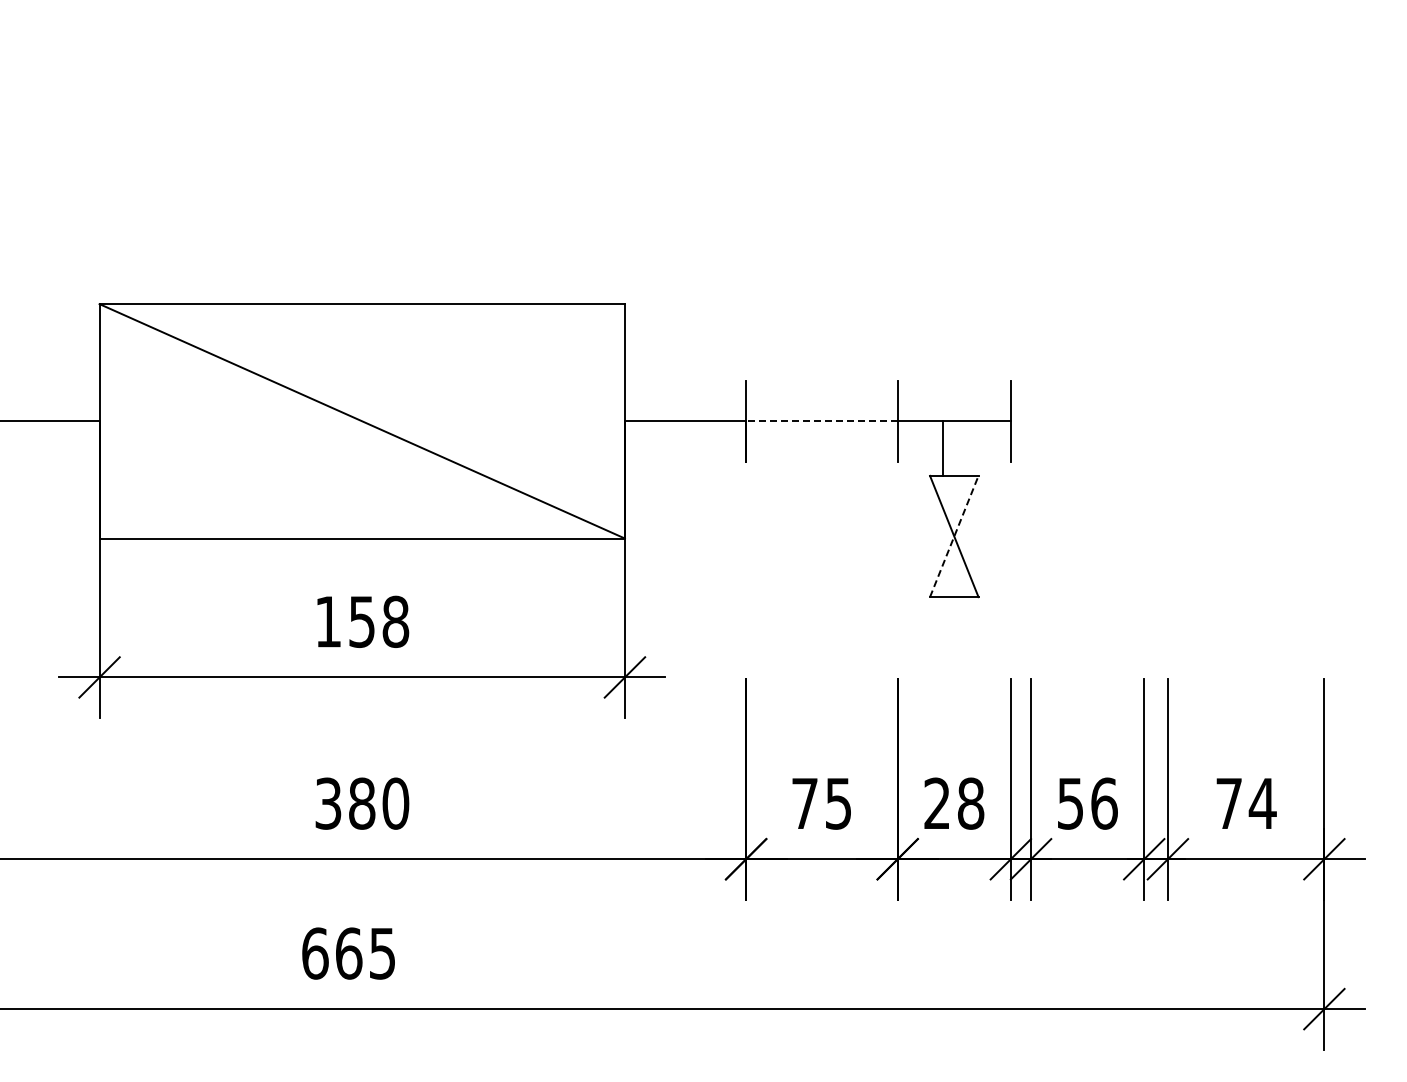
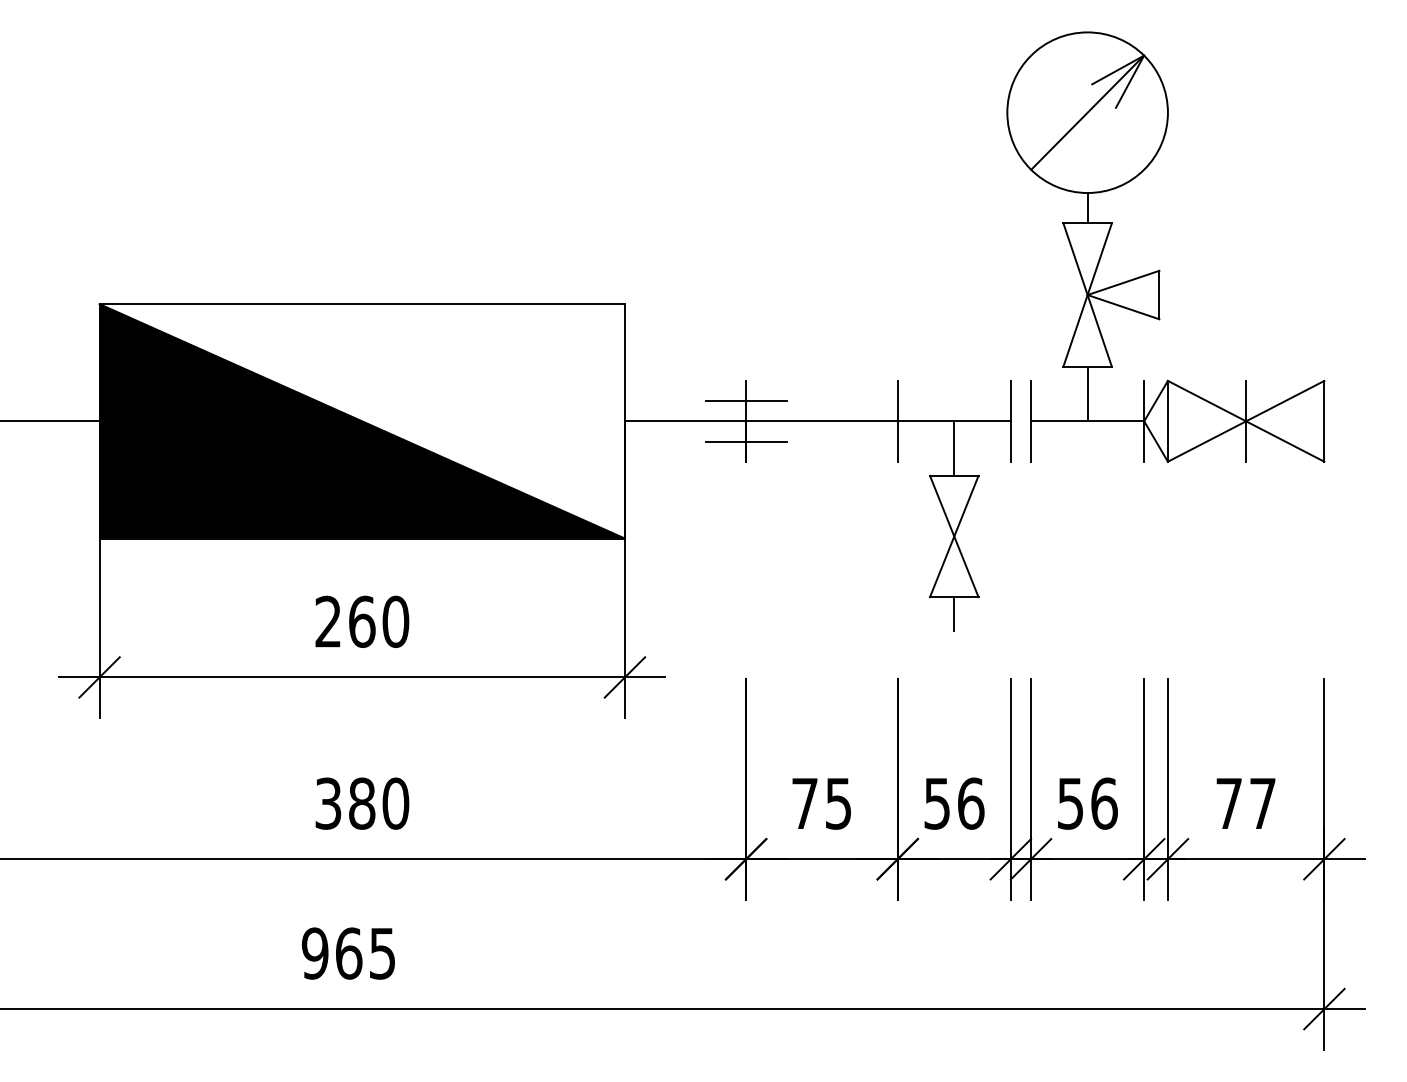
part: none -> present (1159, 269)
line: none -> present (745, 401)
fill: none -> present (361, 421)
line: dashed -> solid (821, 421)
line: none -> present (745, 441)
line position: (943, 448) -> (954, 448) (954, 448)
line: dashed -> solid (954, 536)
line: none -> present (954, 614)
text: 158 -> 260 (362, 621)
text: 28 -> 56 (954, 803)
text: 74 -> 77 (1262, 803)
text: 665 -> 965 (314, 953)
